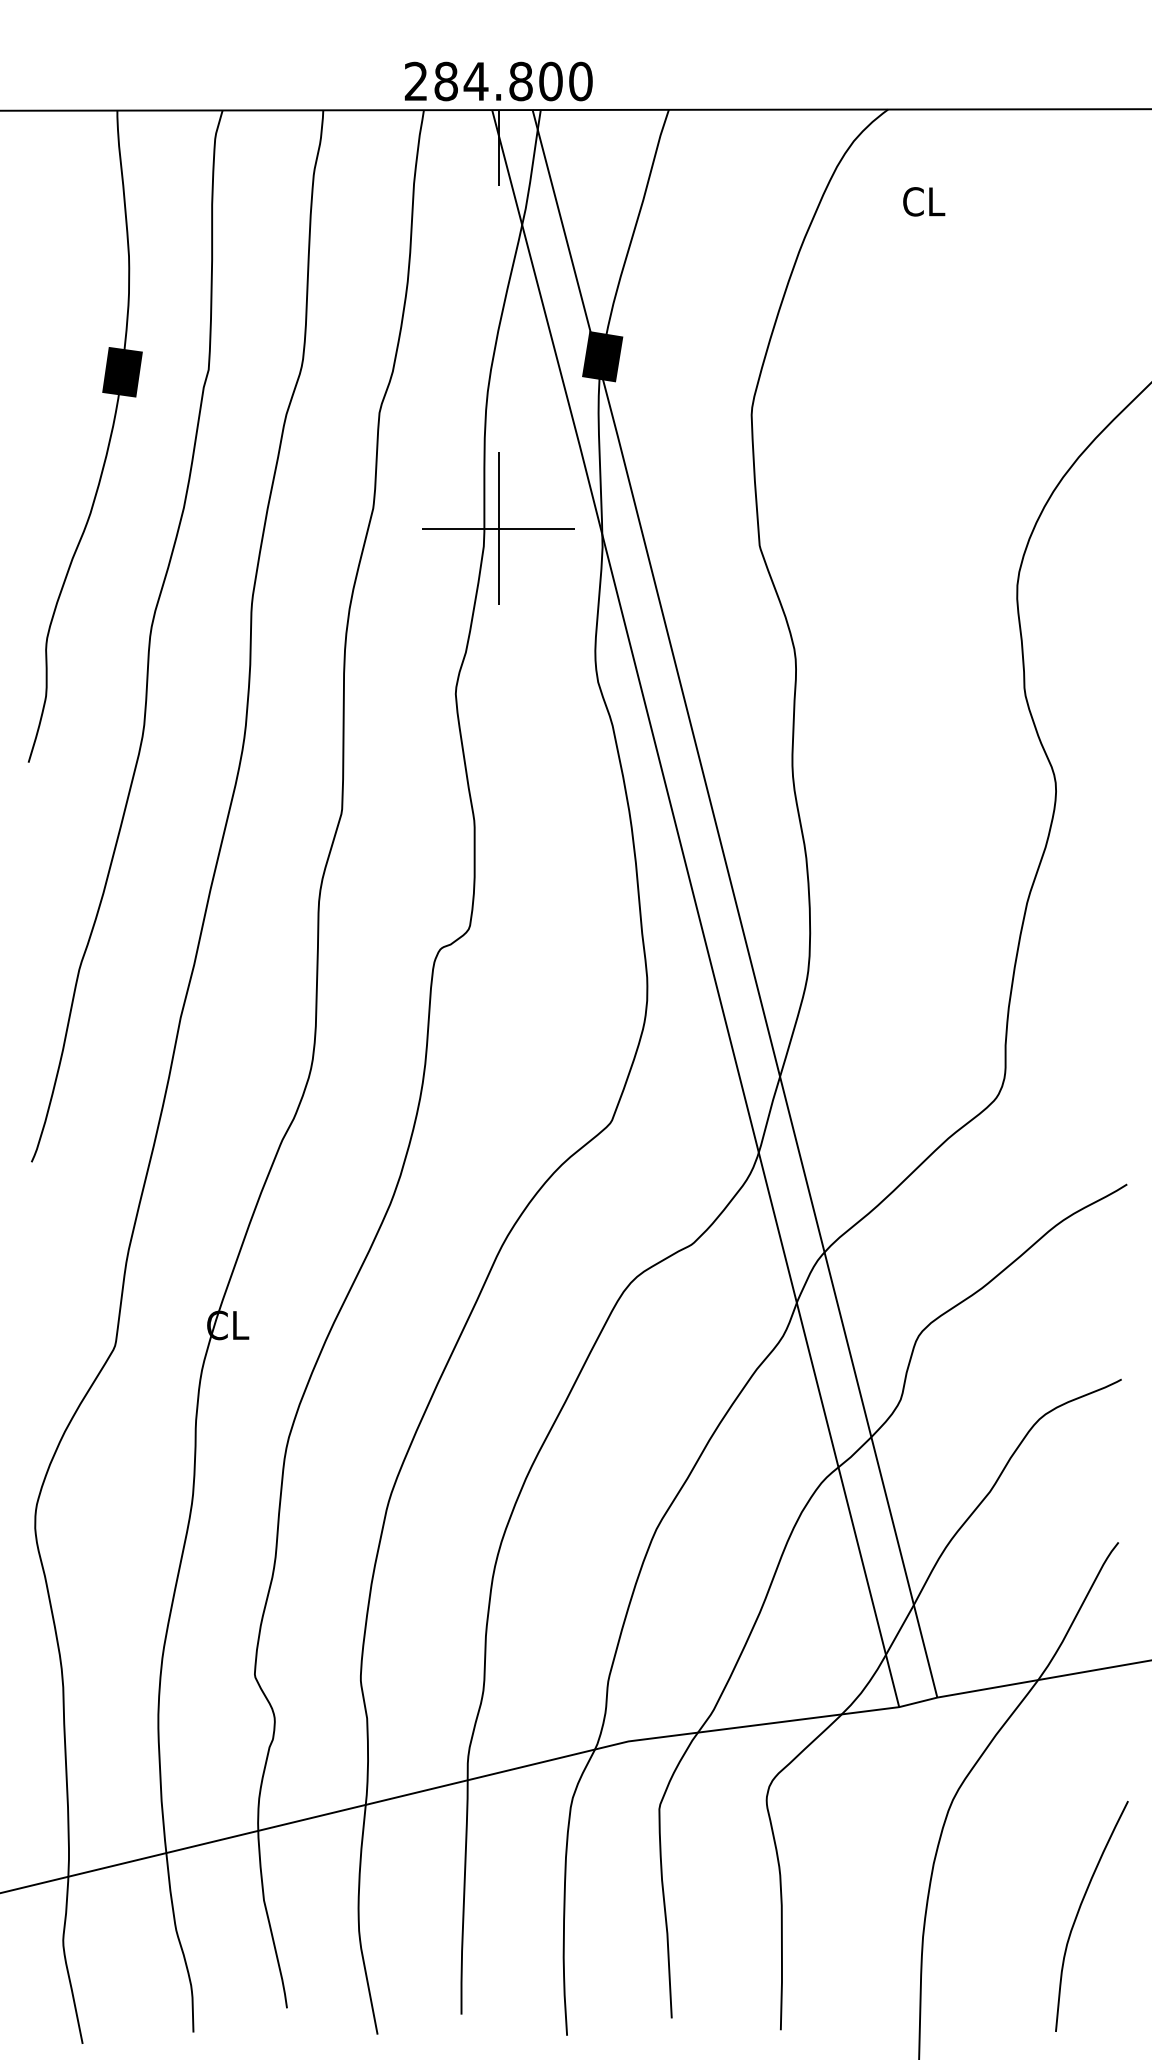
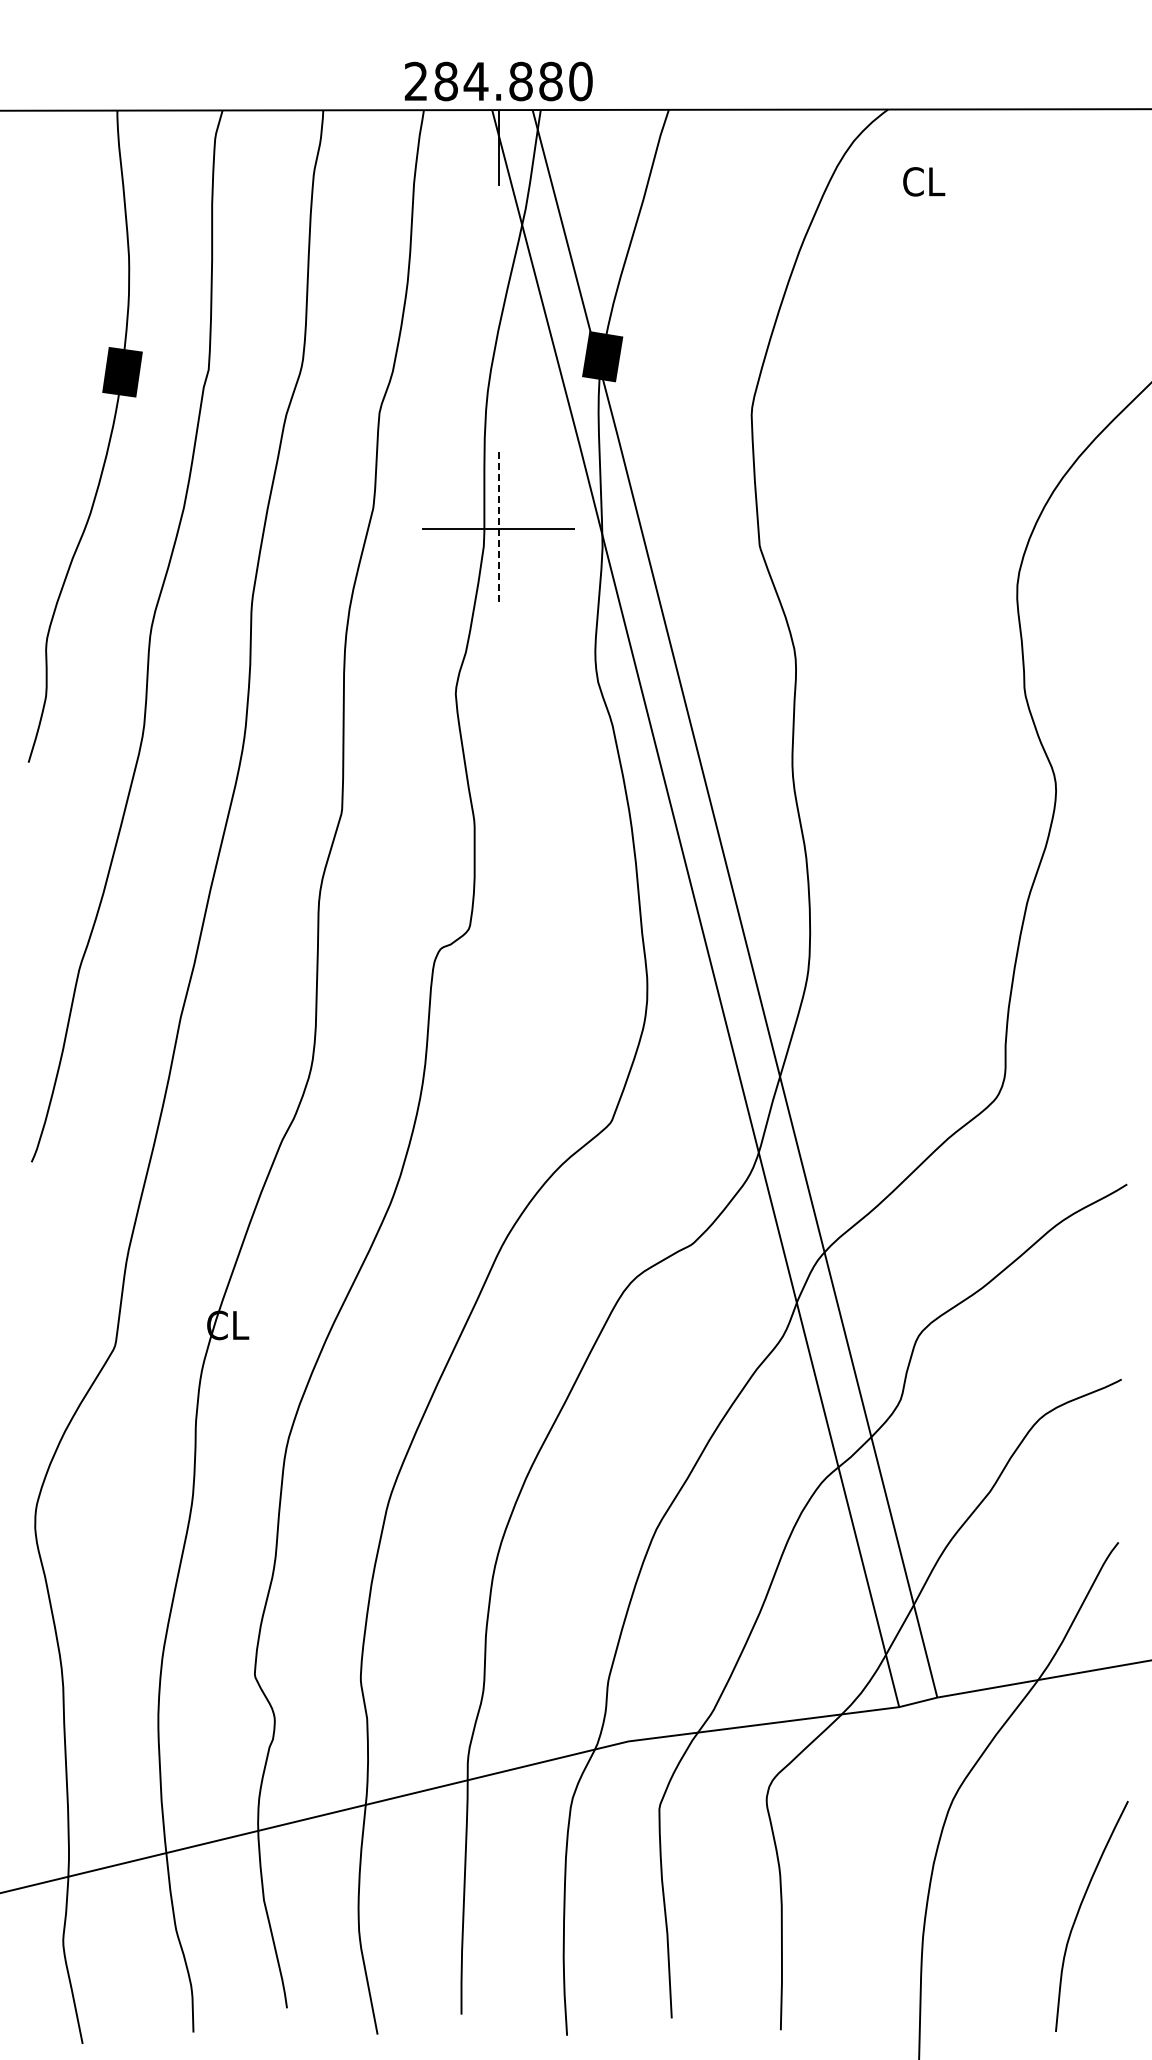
text: 284.800 -> 284.880 (550, 81)
text position: (924, 201) -> (924, 181) (924, 181)
line: solid -> dashed (498, 529)
